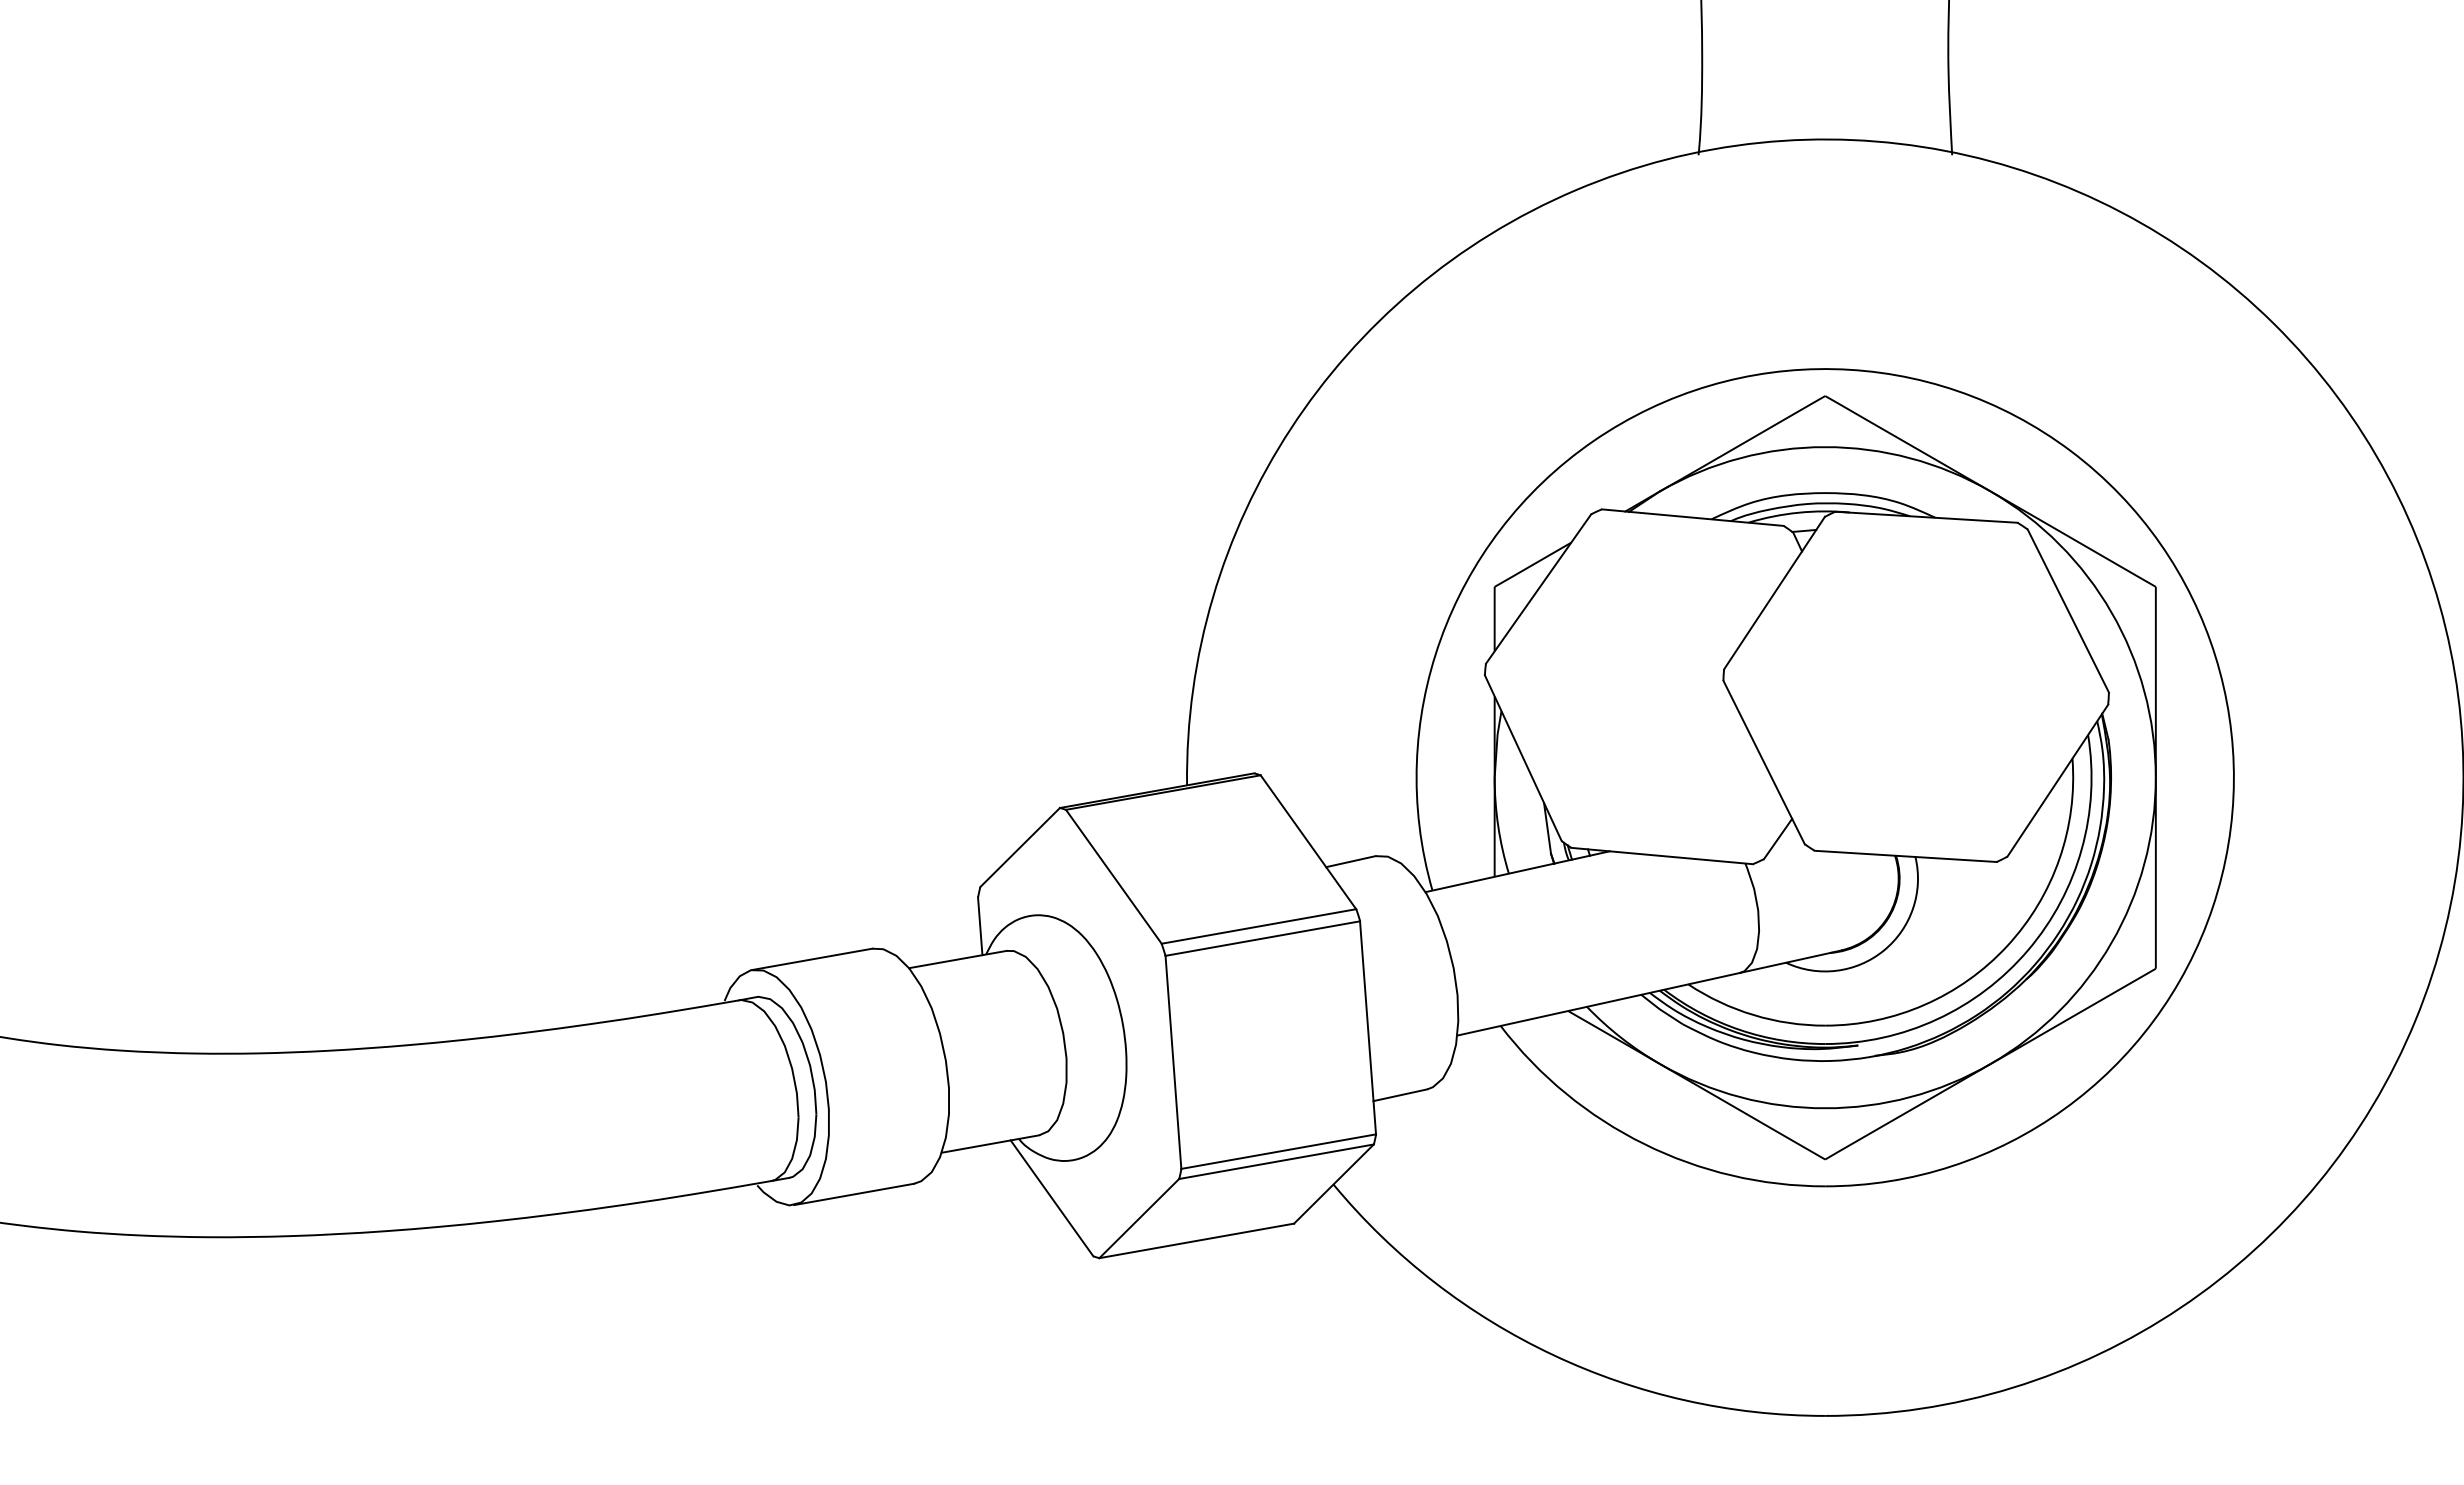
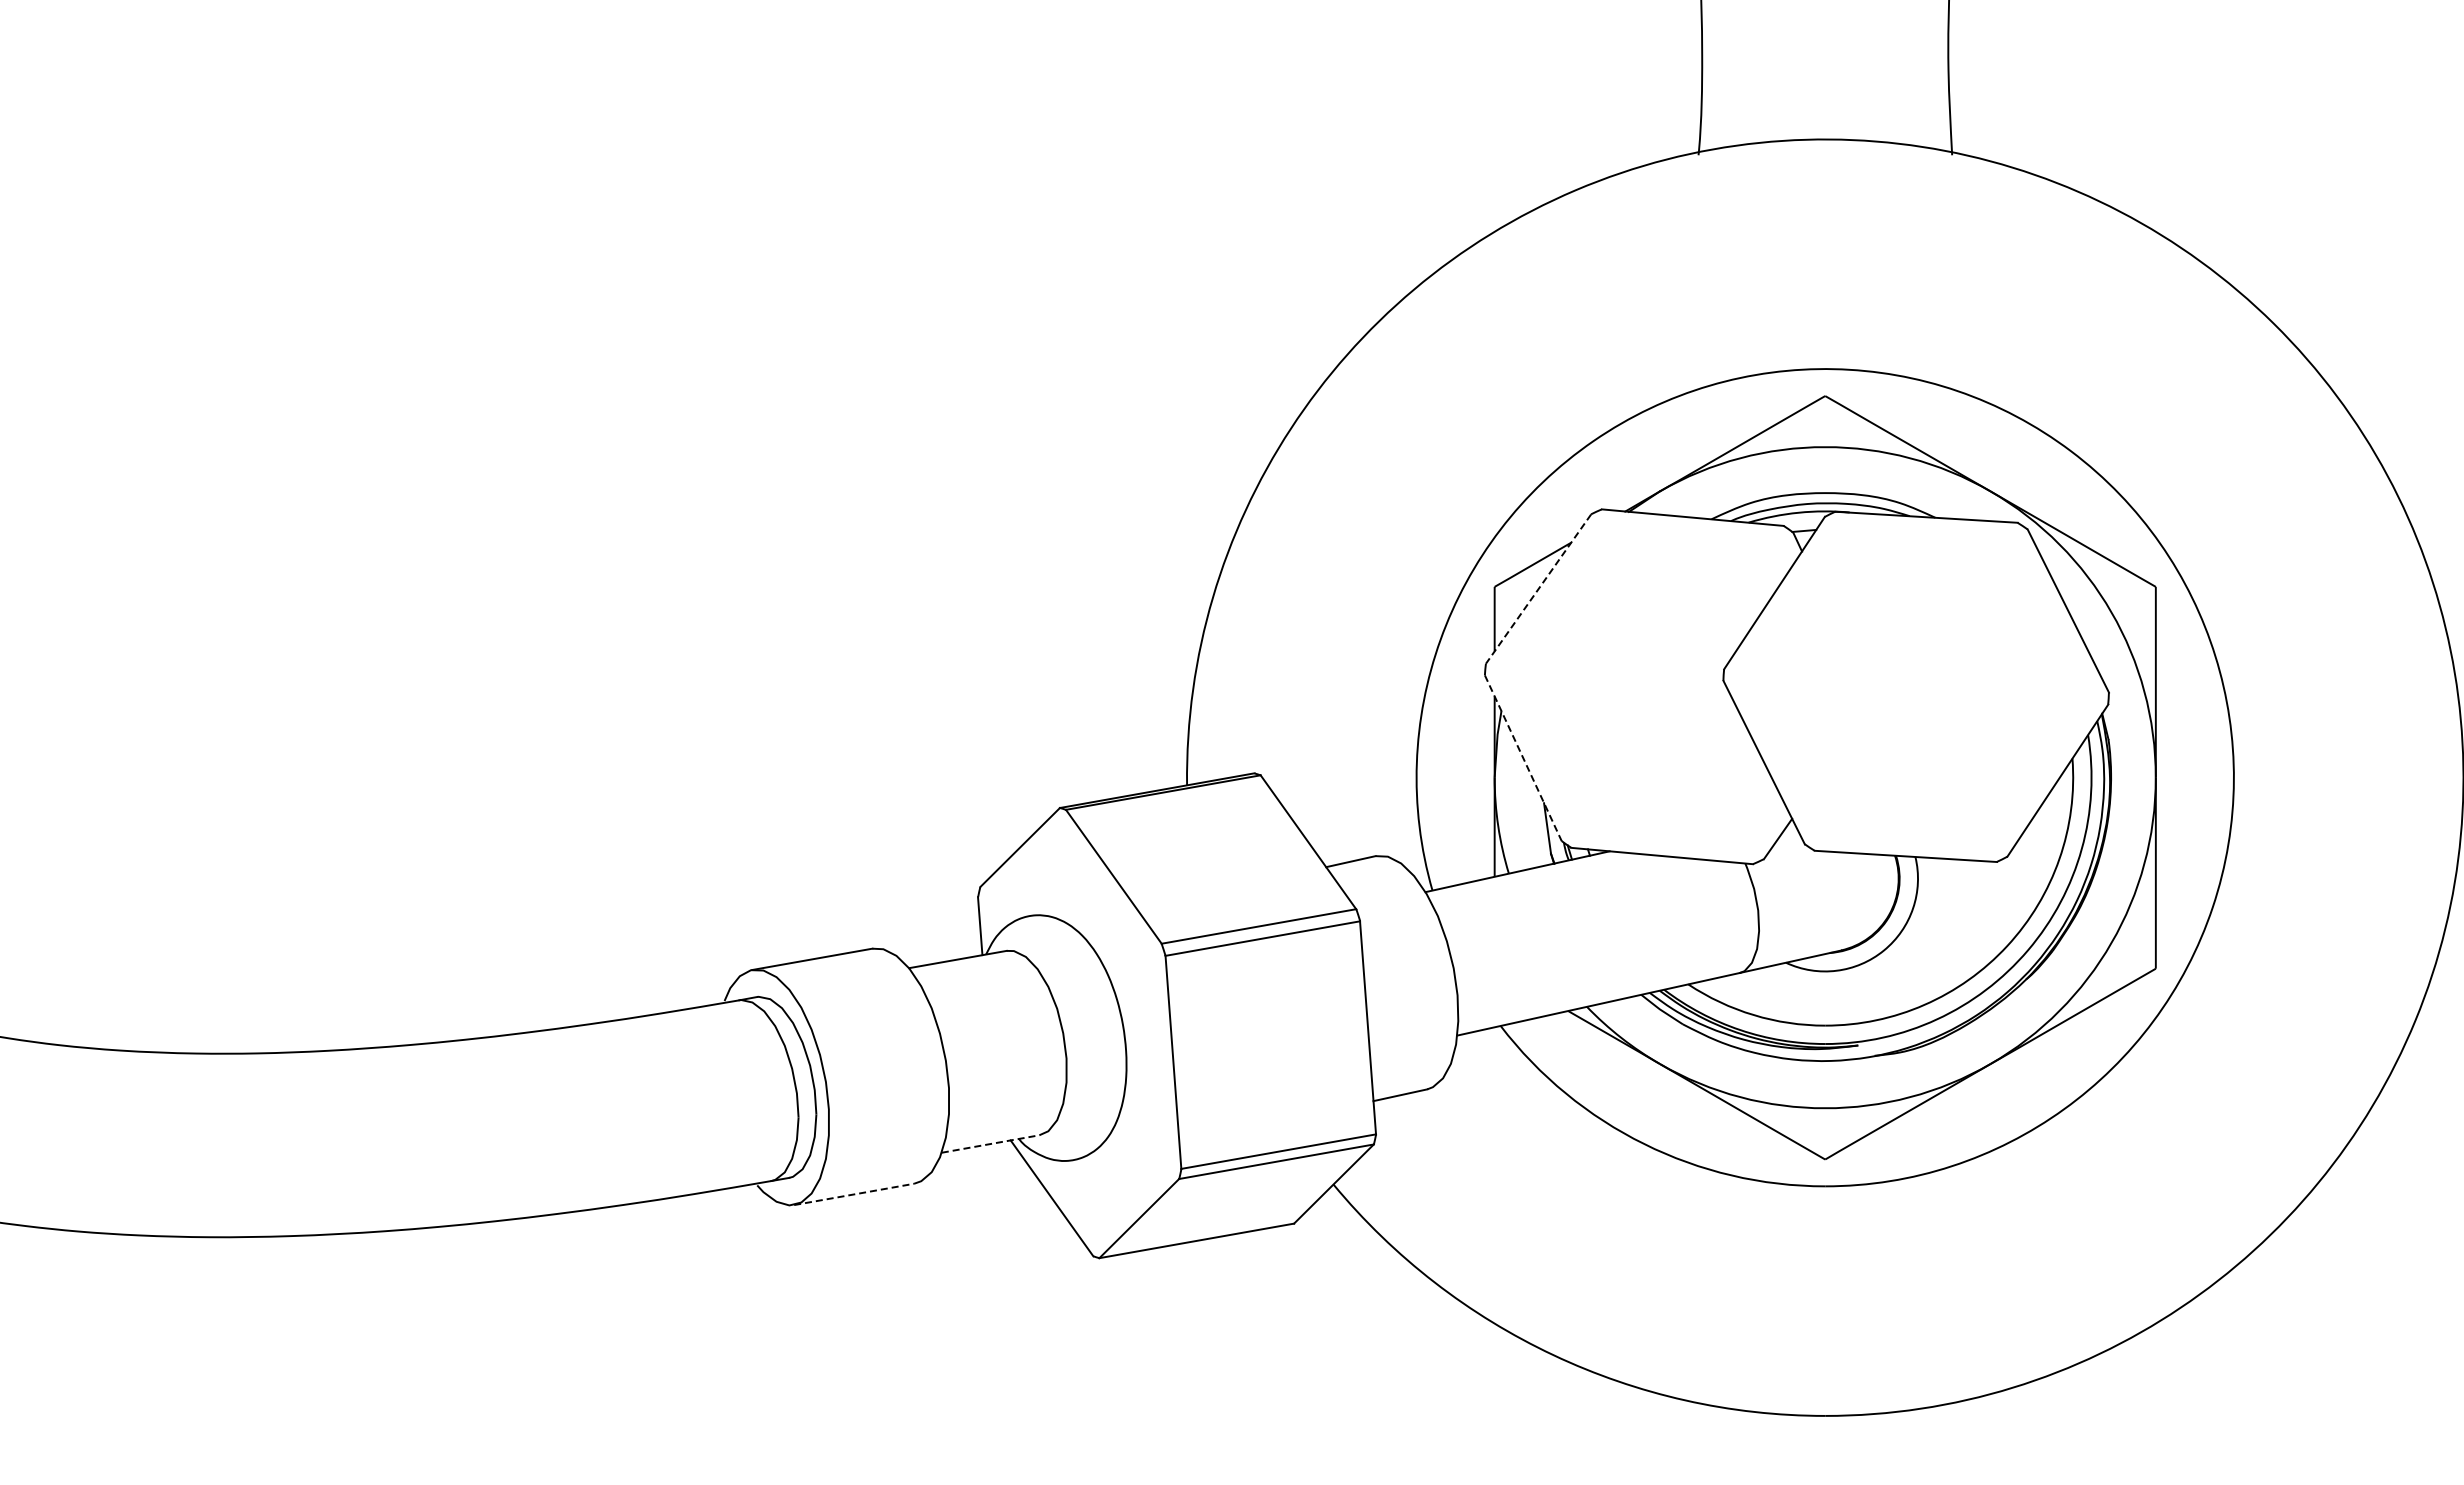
line: solid -> dashed (1538, 589)
line: solid -> dashed (1523, 758)
line: solid -> dashed (990, 1144)
line: solid -> dashed (854, 1194)
